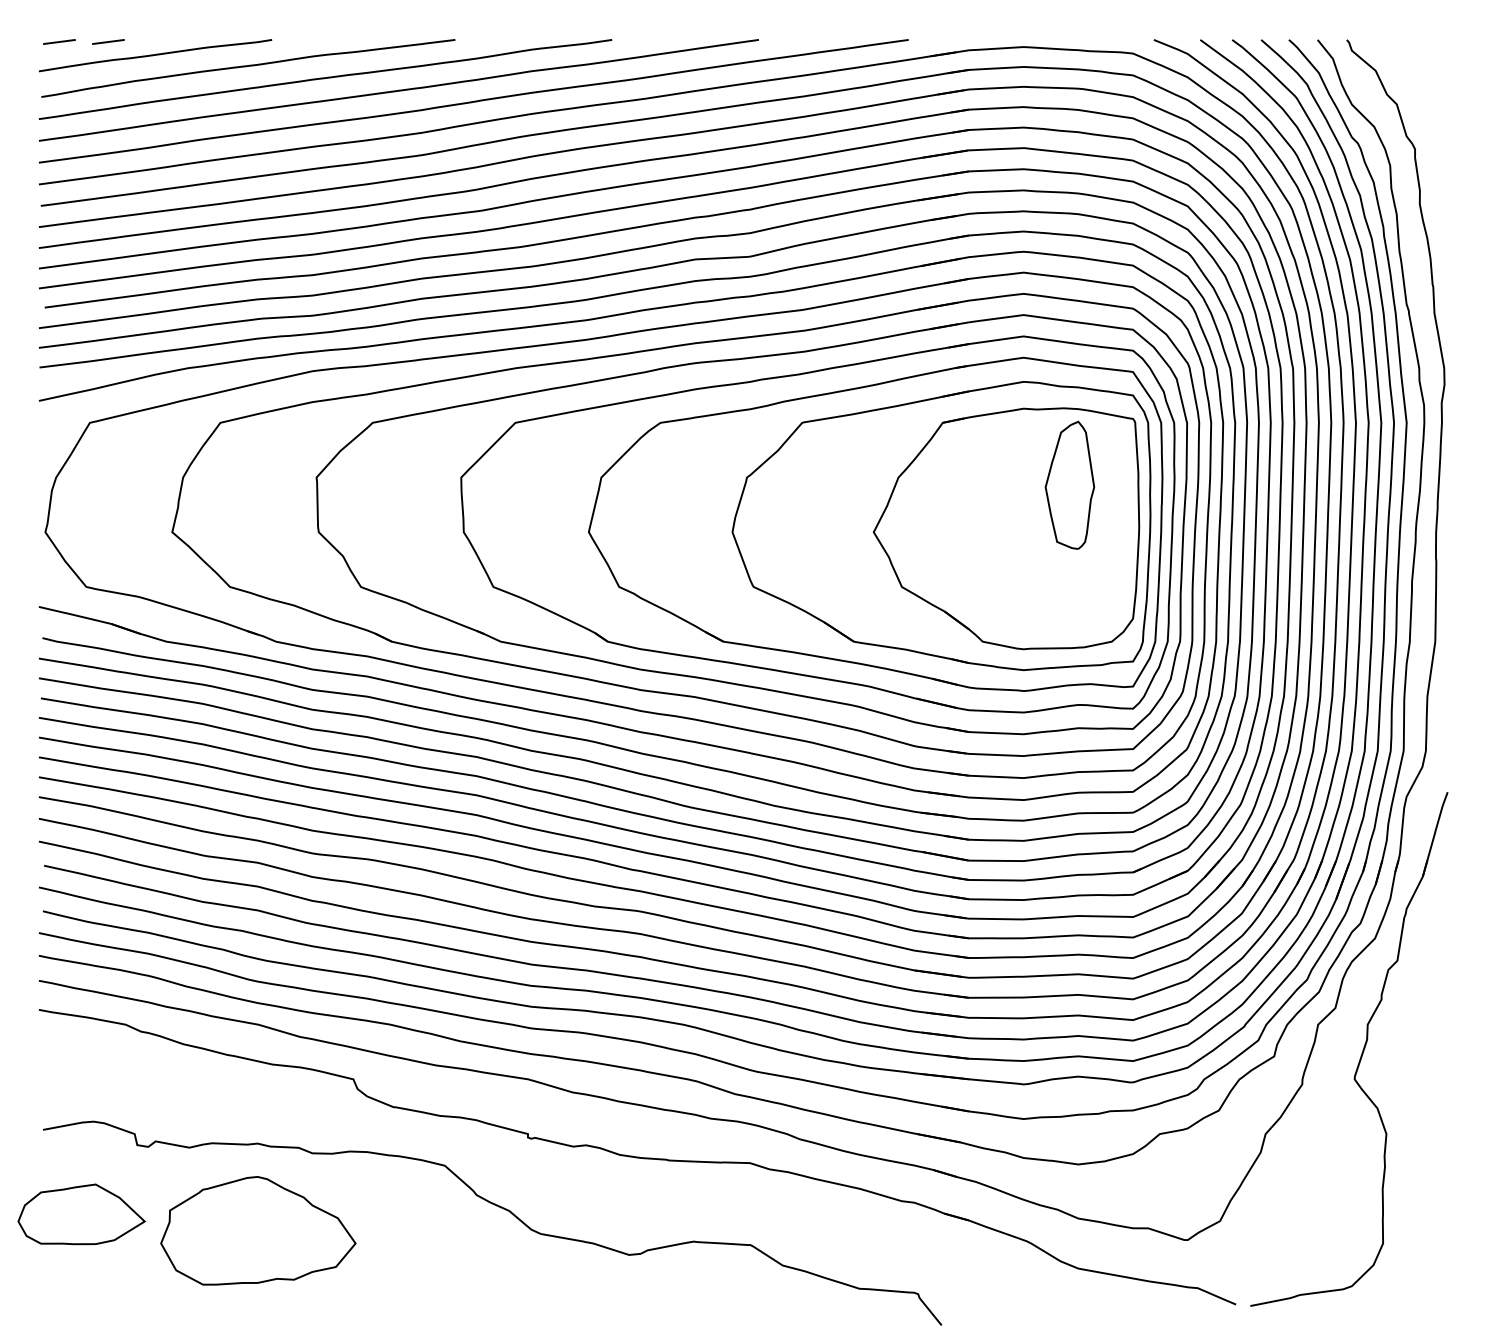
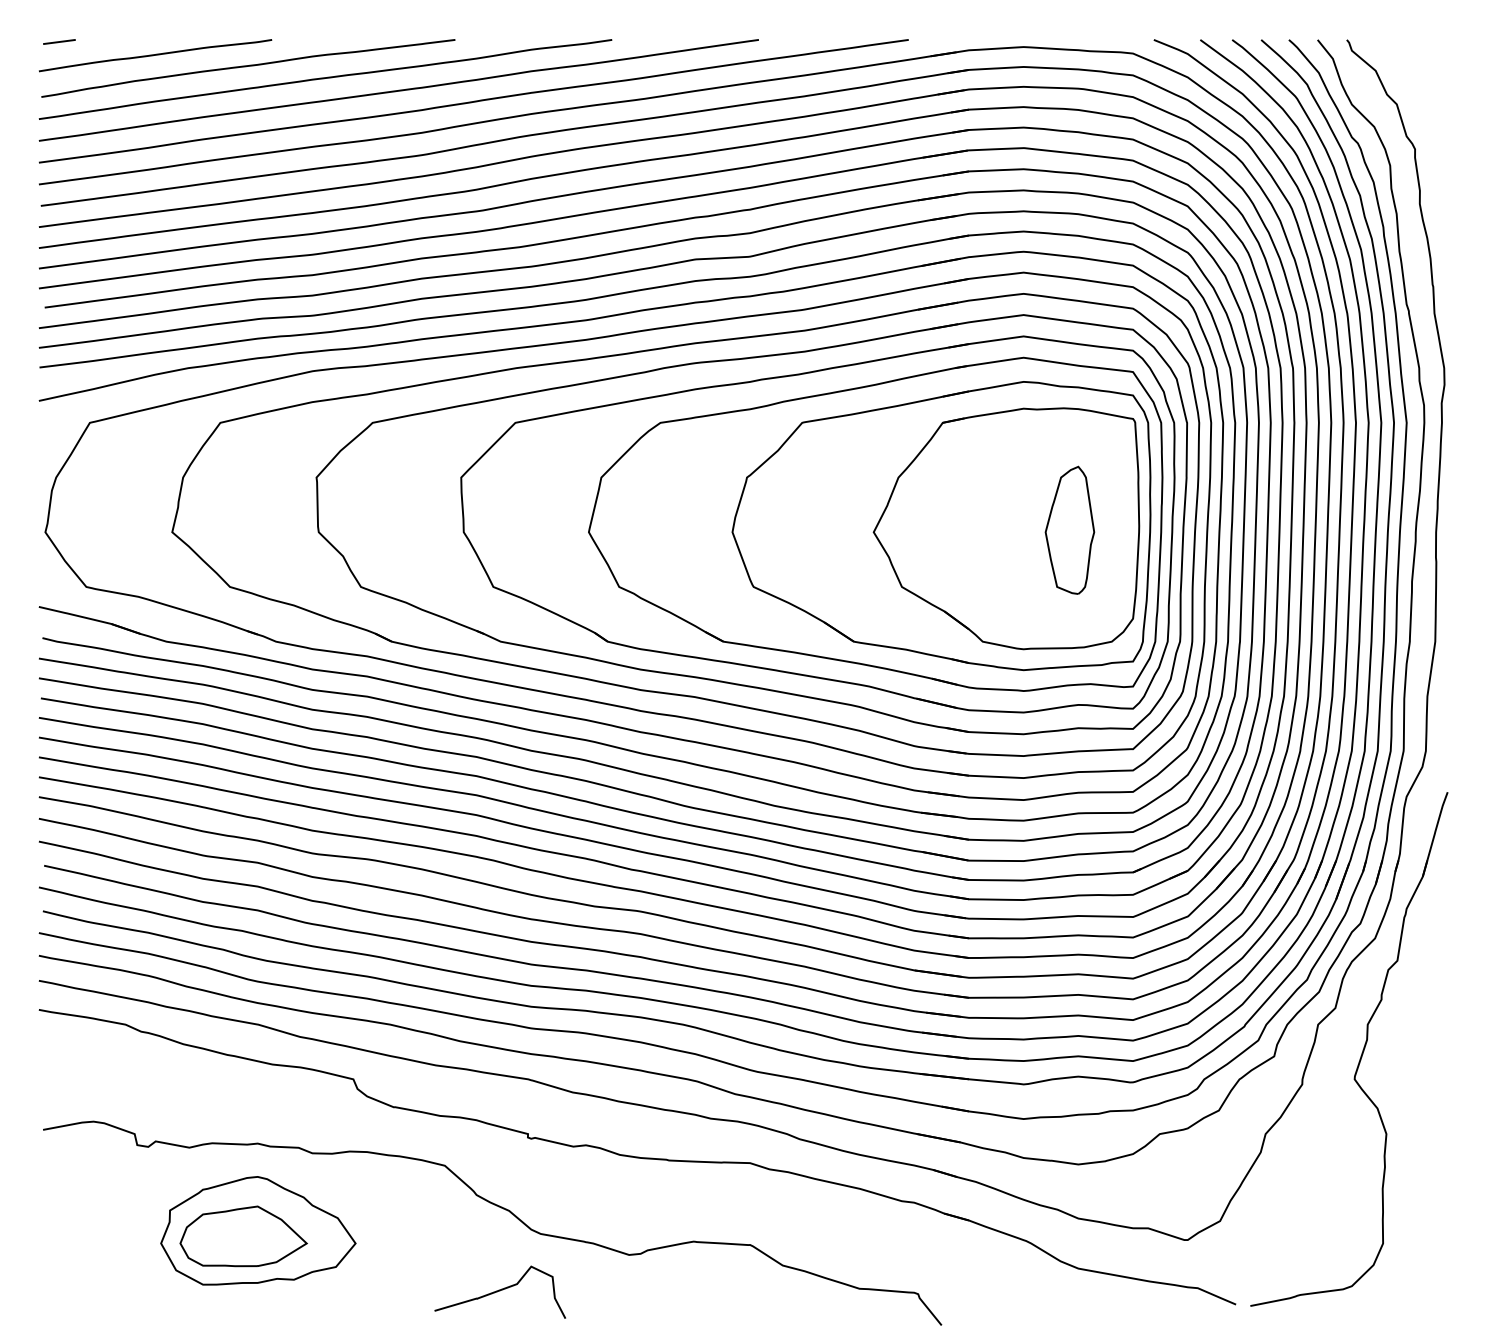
line: present -> none (108, 41)
part position: (1069, 484) -> (1069, 529) (1069, 529)
part position: (81, 1214) -> (243, 1236) (243, 1236)
curve: none -> present (499, 1291)
